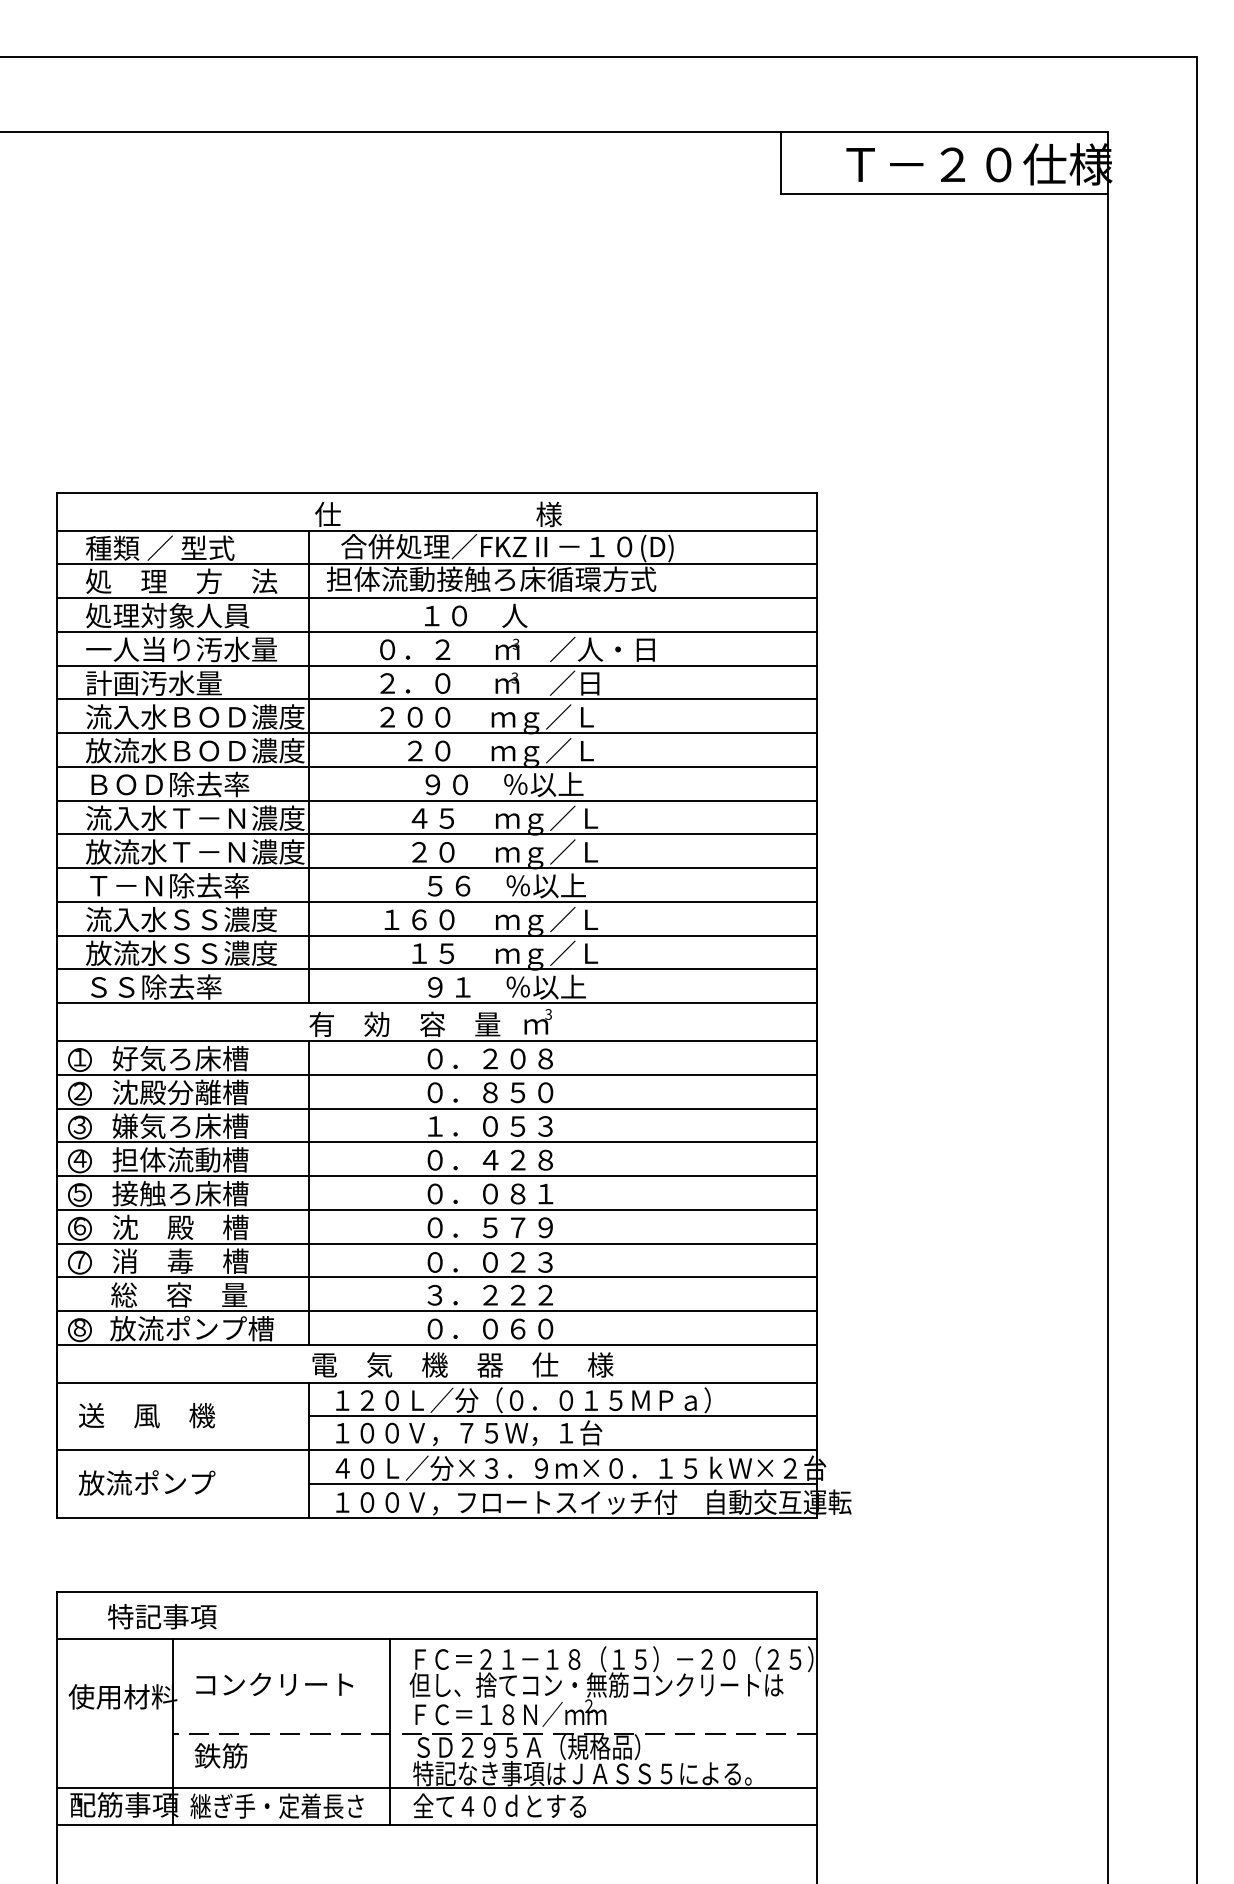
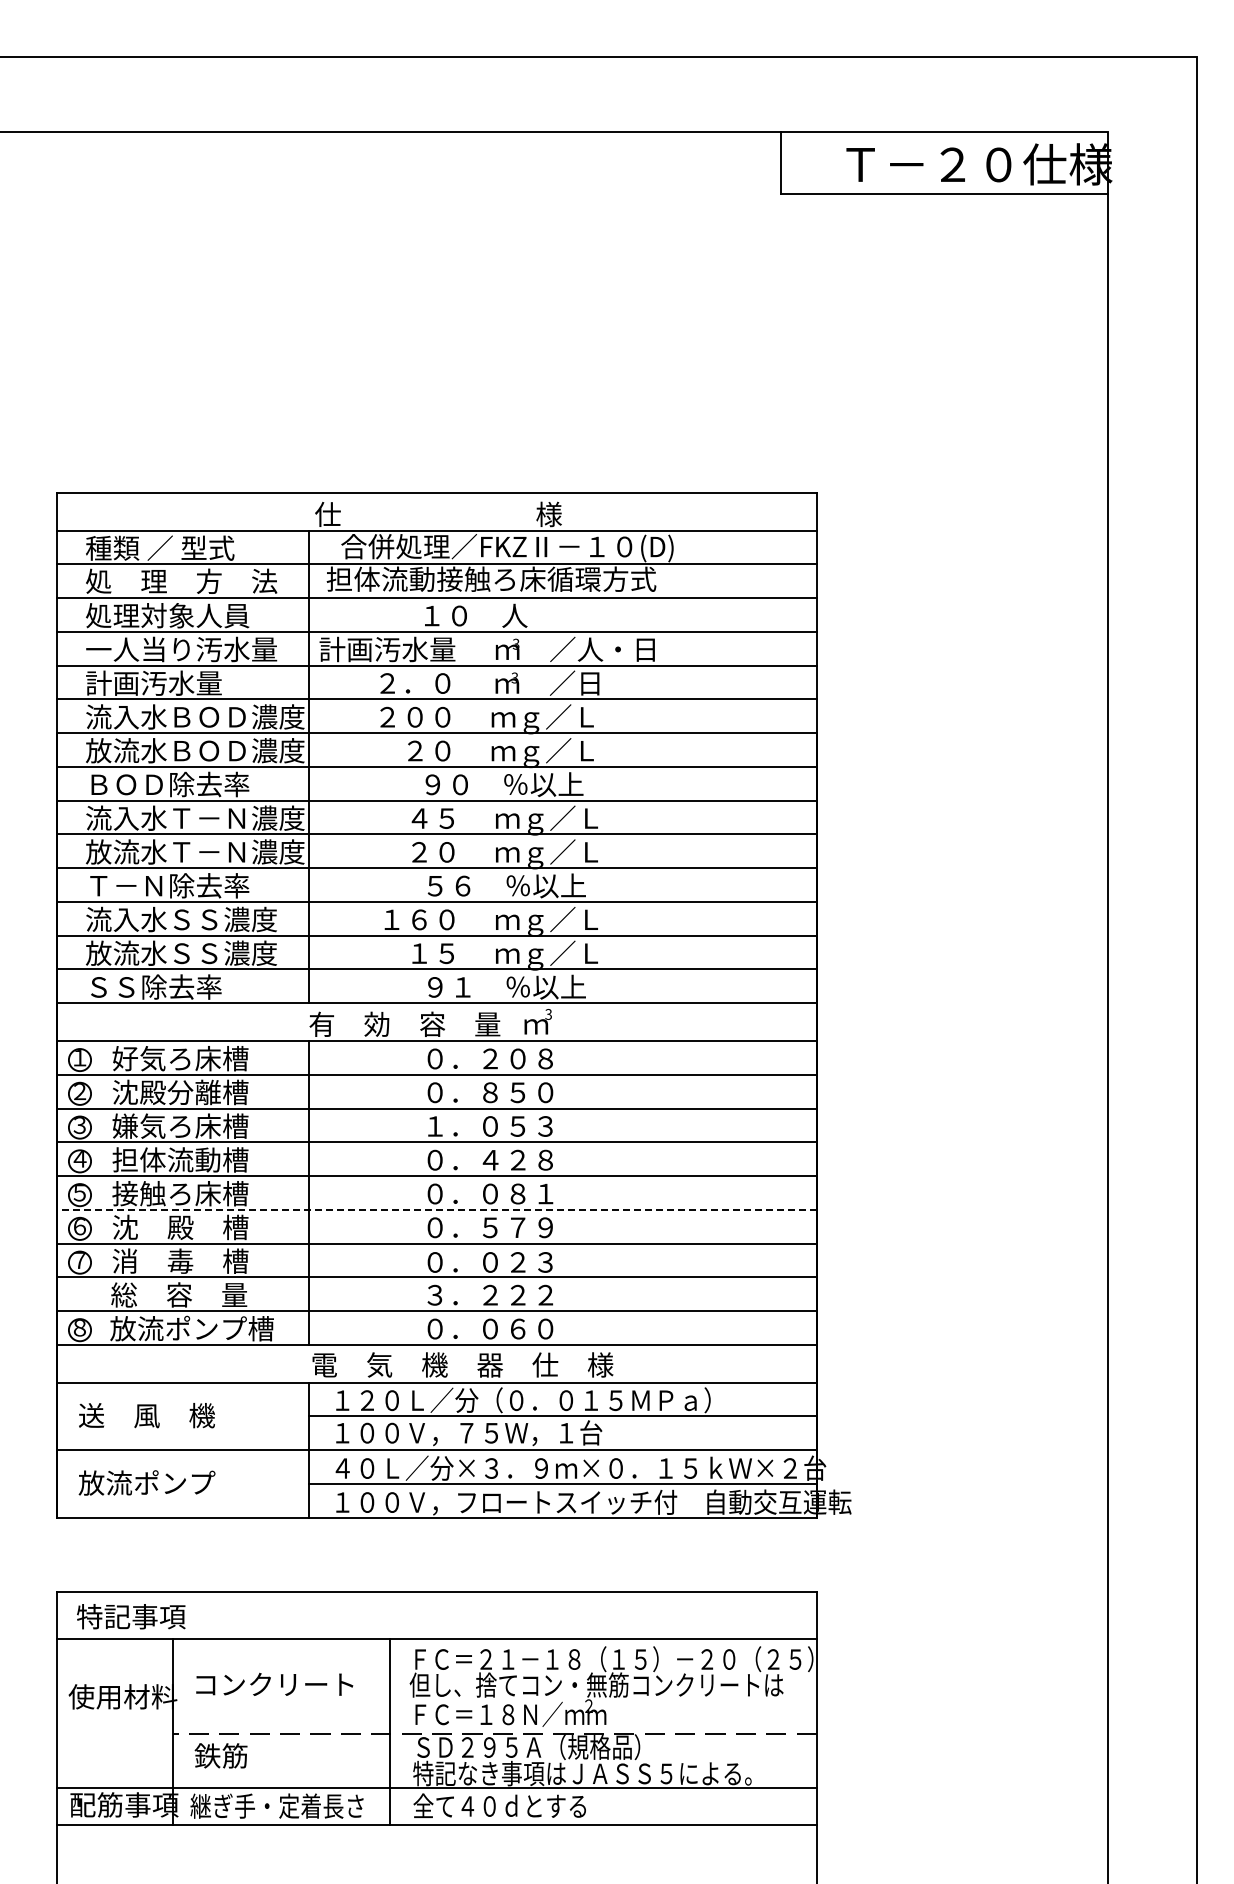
text: ０．２ -> 計画汚水量 (387, 649)
line: solid -> dashed (436, 1209)
text position: (162, 1616) -> (131, 1616) (131, 1616)
